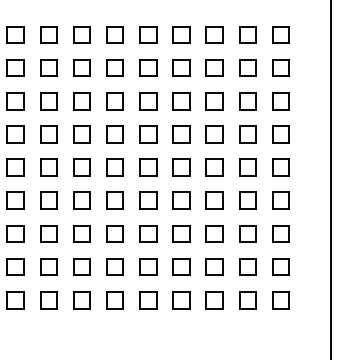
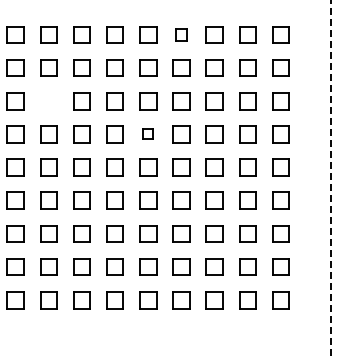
part size: 19x18 px -> 13x14 px (181, 34)
part: present -> none (48, 101)
part size: 19x19 px -> 12x12 px (147, 133)
line: solid -> dashed (330, 179)
